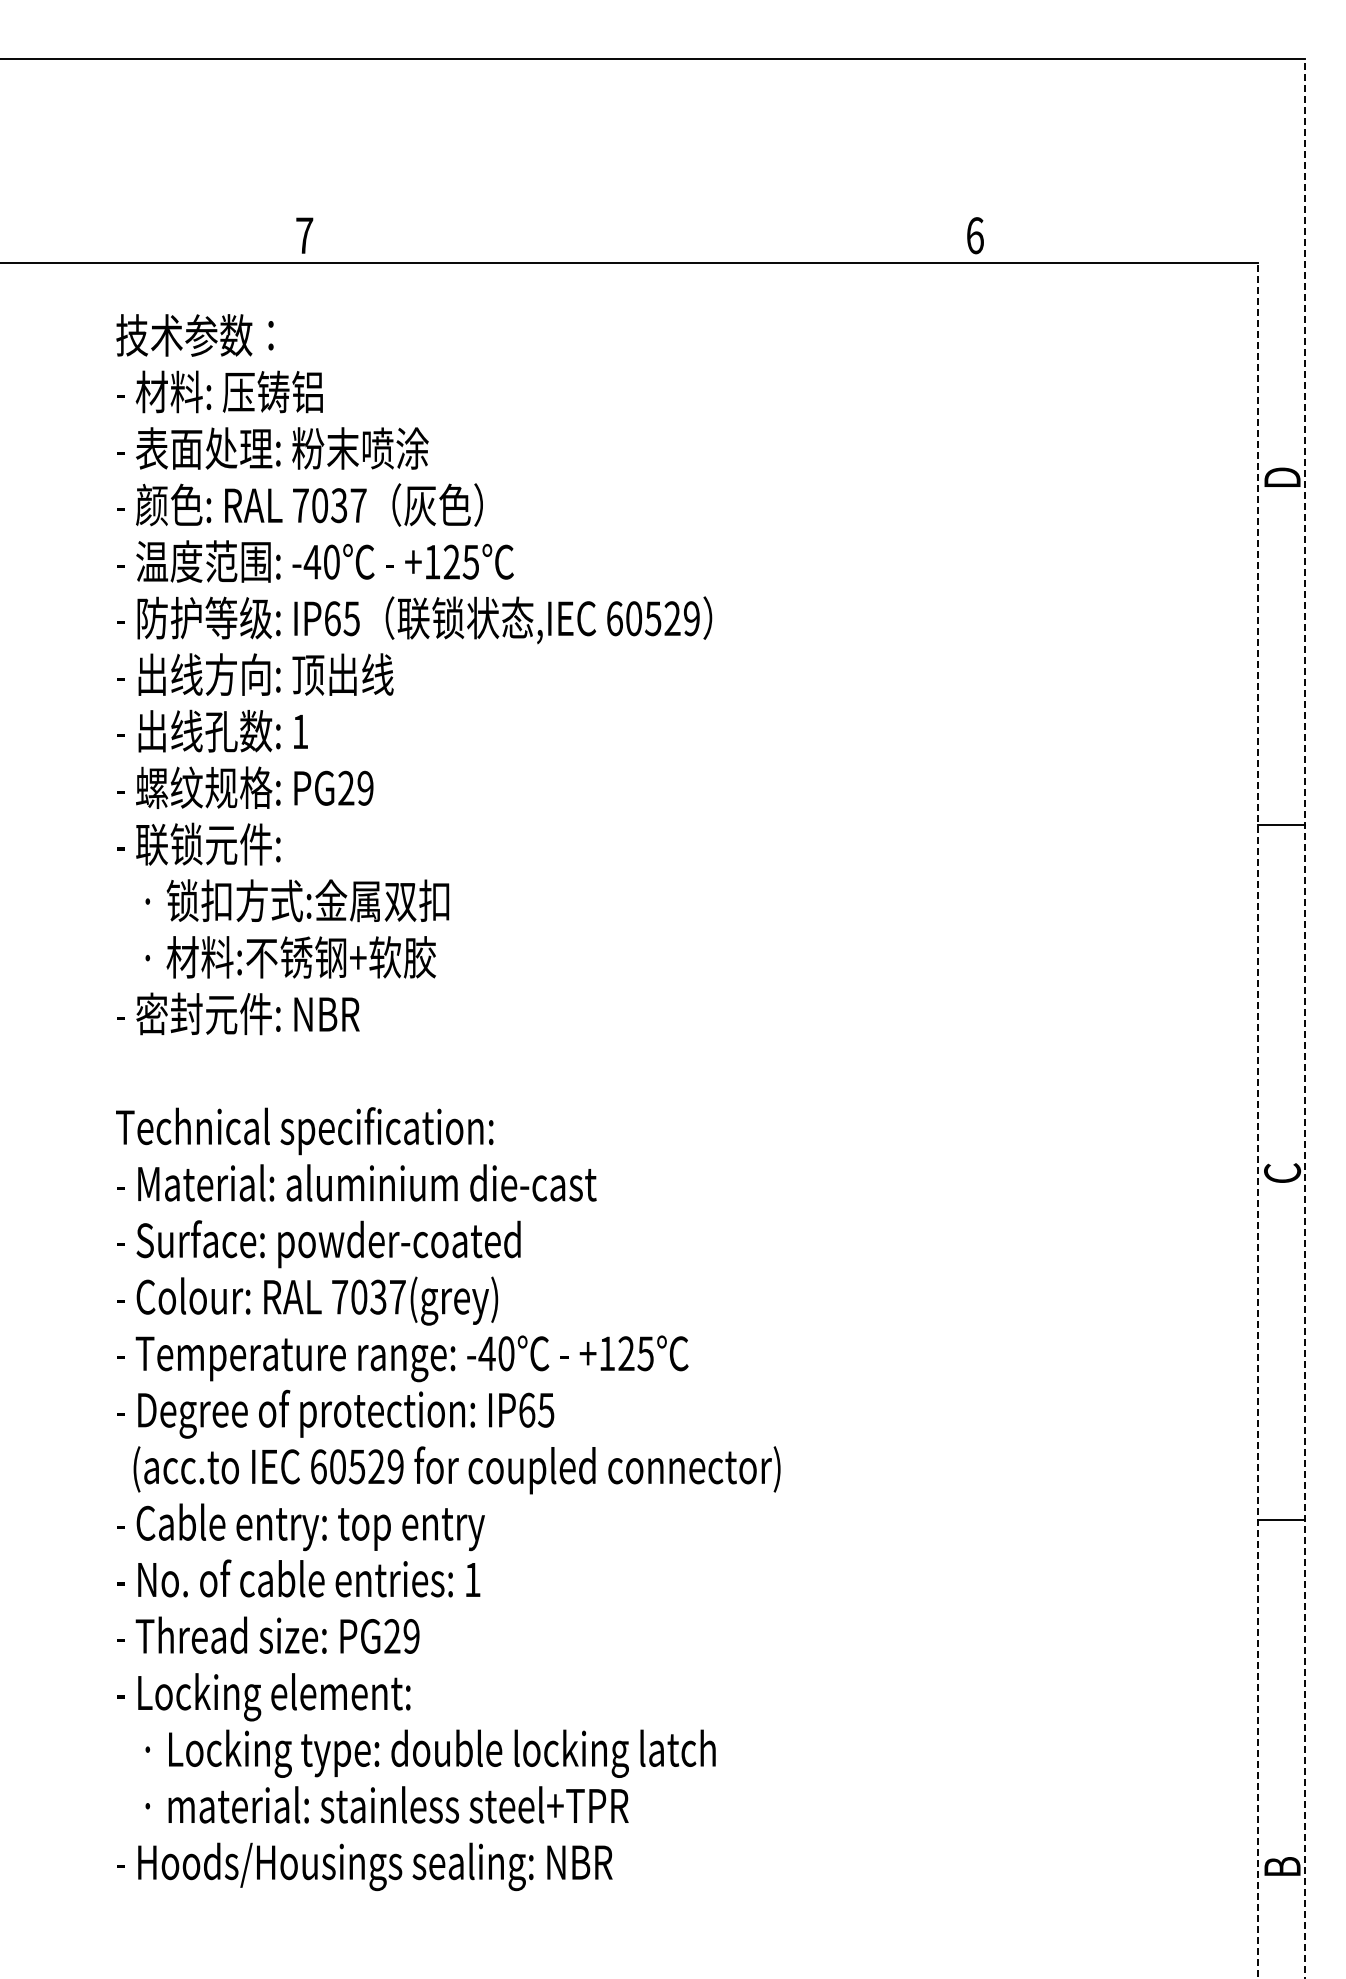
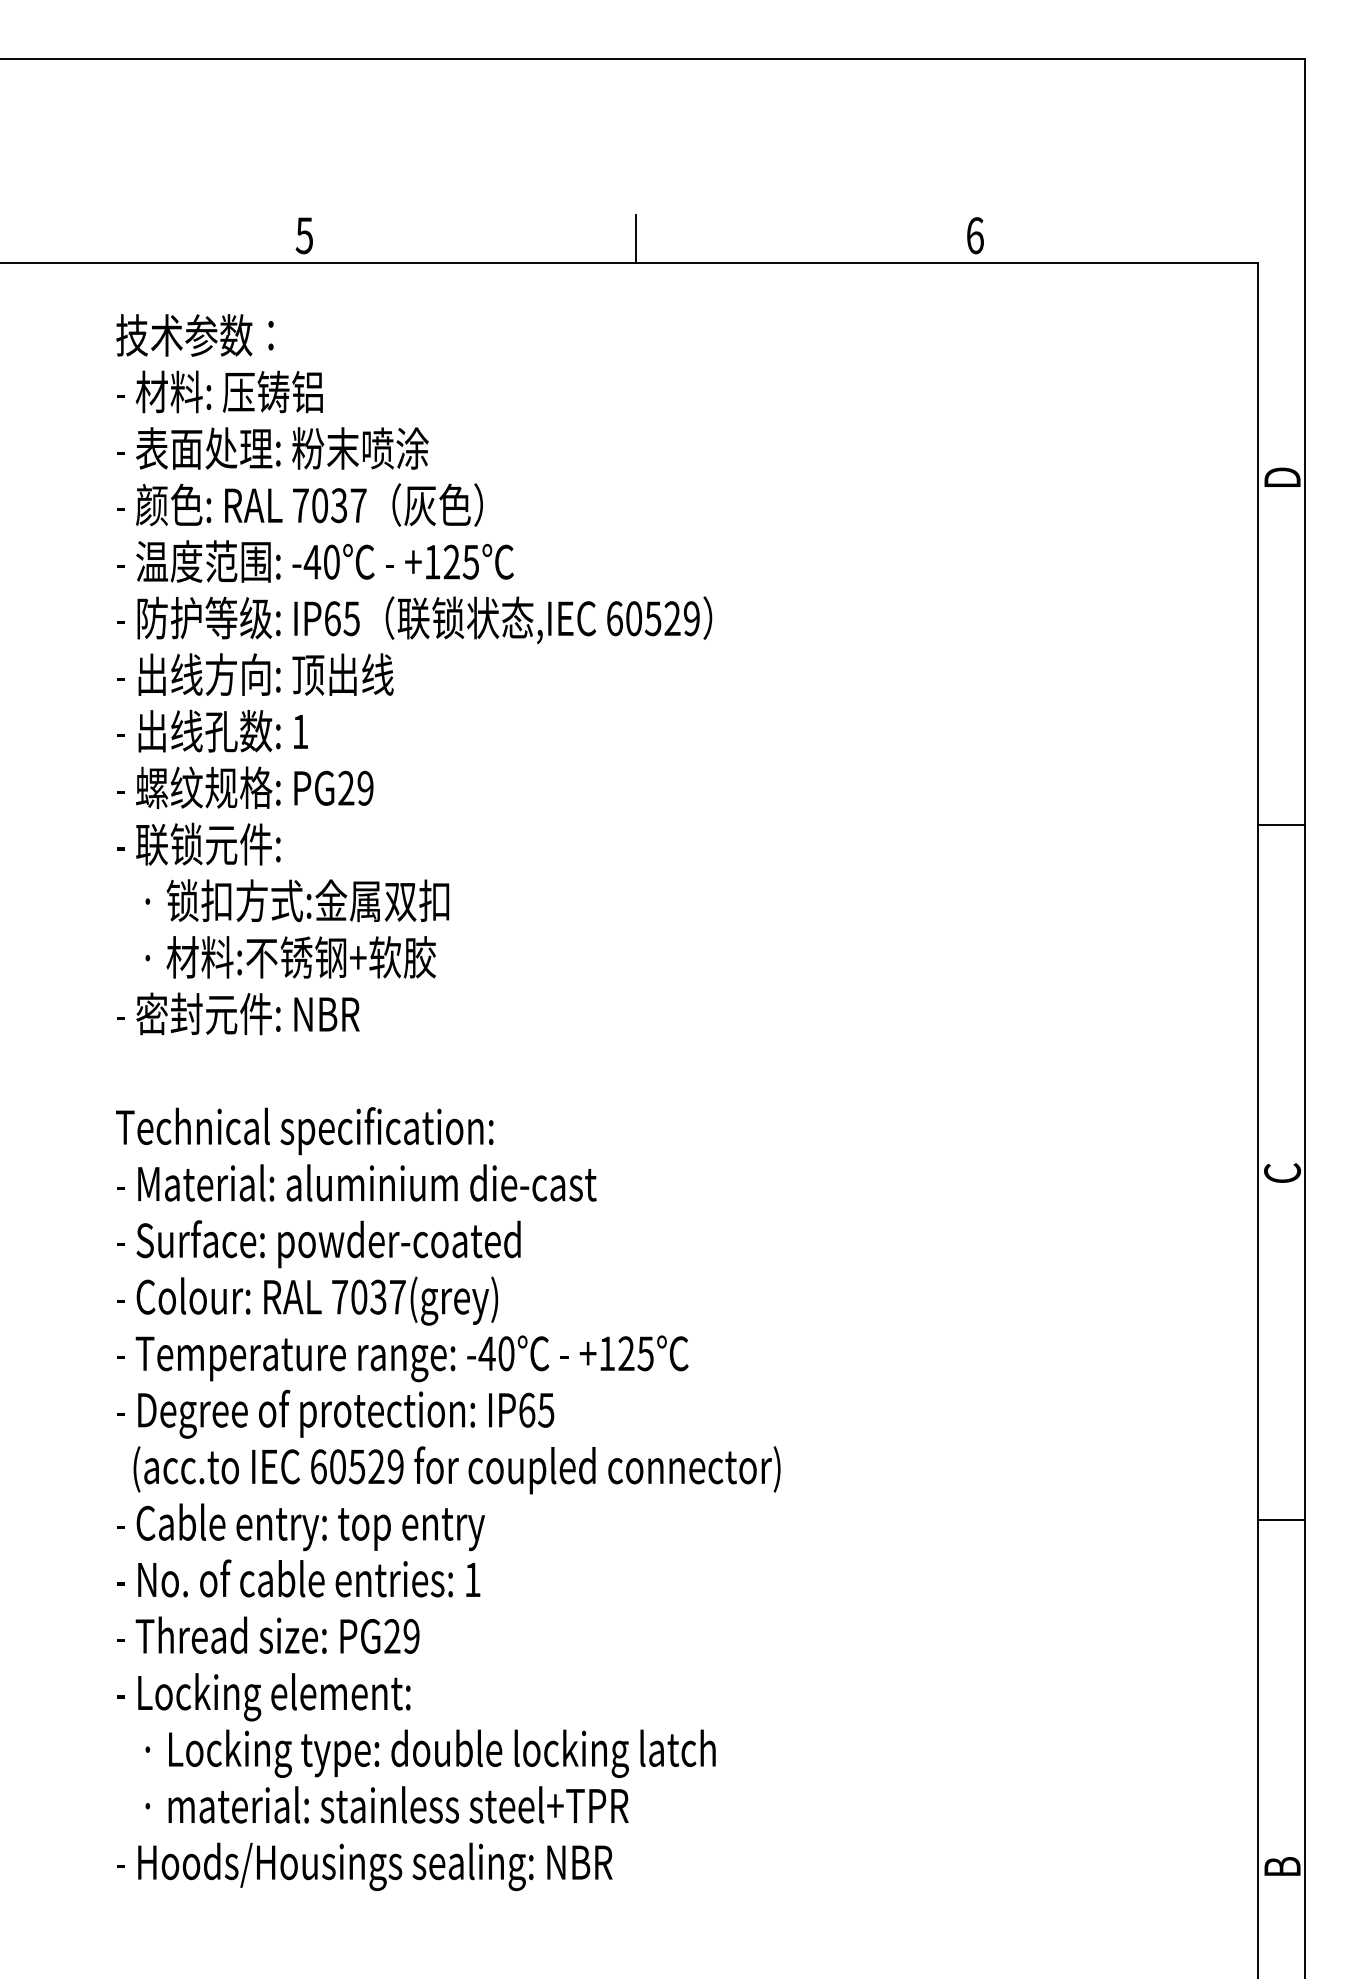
text: 7 -> 5 (304, 235)
line: none -> present (636, 238)
line: dashed -> solid (1305, 1019)
line: dashed -> solid (1258, 1120)
